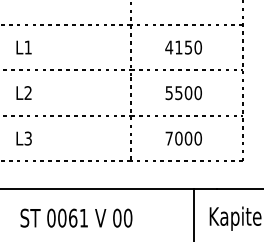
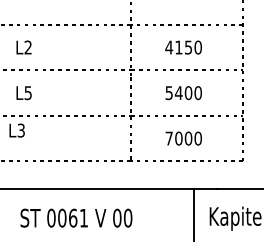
text: L1 -> L2 (27, 47)
text: L2 -> L5 (27, 93)
text: 5500 -> 5400 (178, 93)
text position: (23, 138) -> (16, 130) (16, 130)
